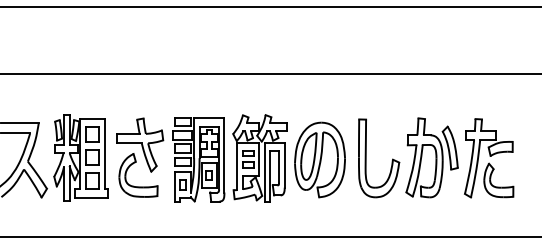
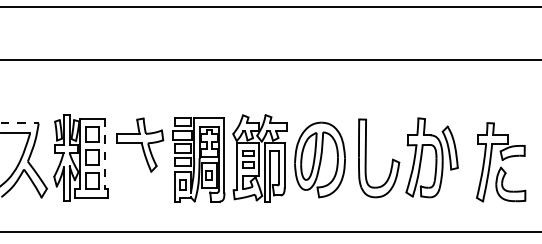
line position: (270, 74) -> (270, 60) (270, 60)
line: solid -> dashed (19, 123)
line: solid -> dashed (104, 154)
part position: (489, 158) -> (501, 162) (501, 162)
part: present -> none (138, 186)
line position: (270, 236) -> (270, 231) (270, 231)
